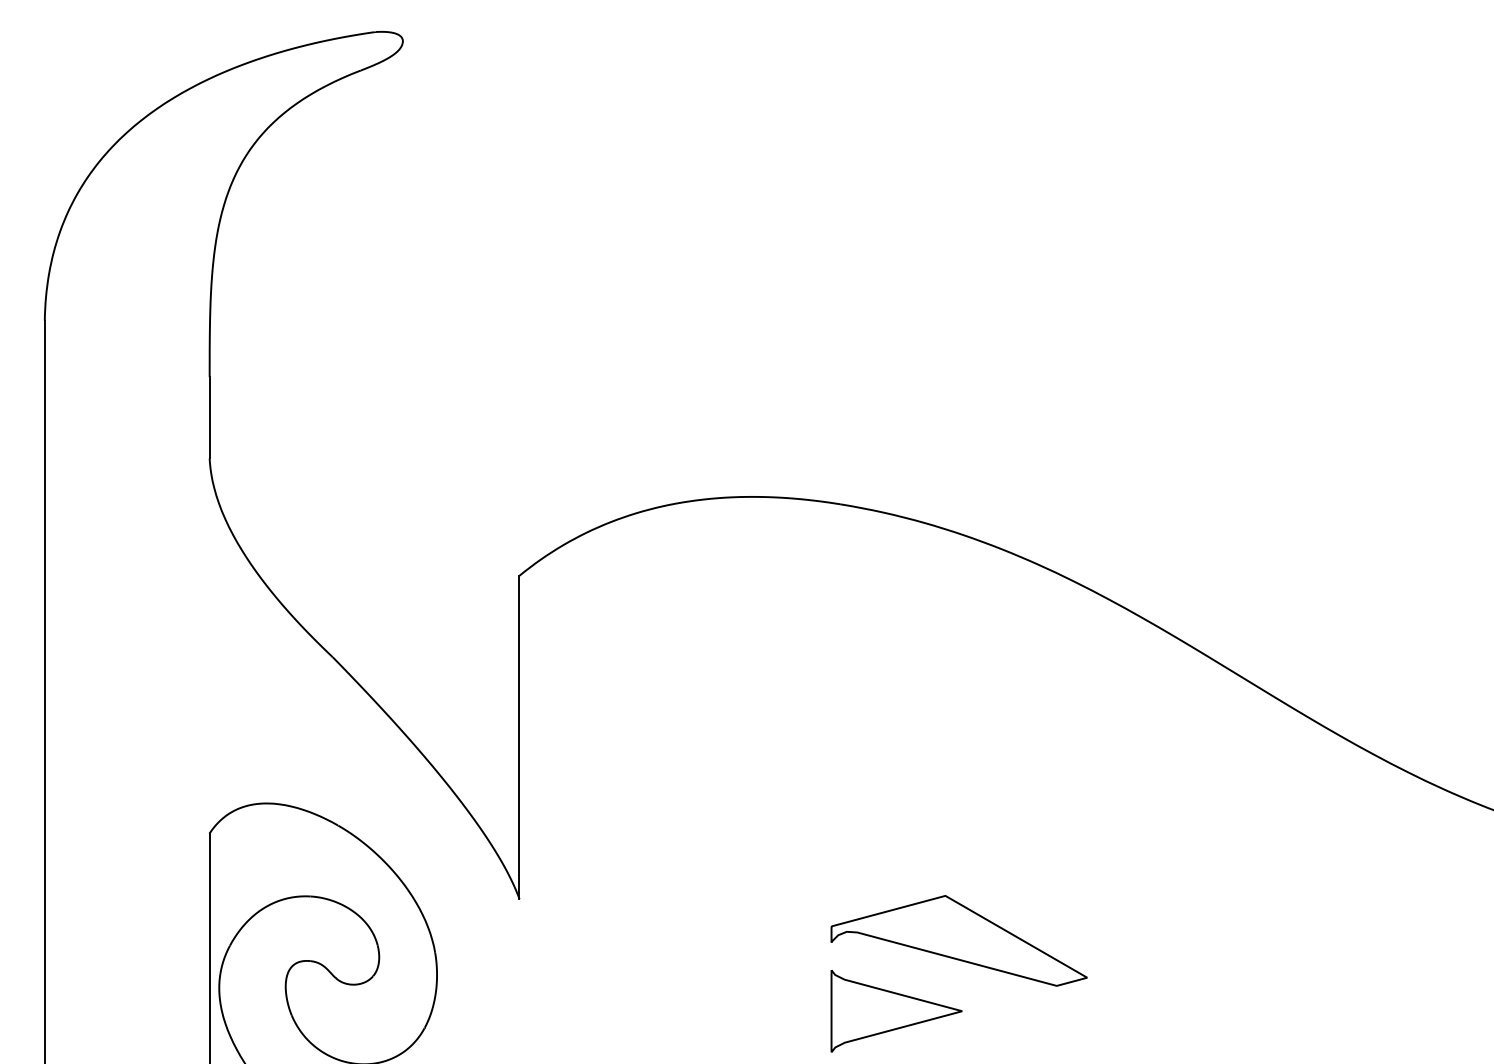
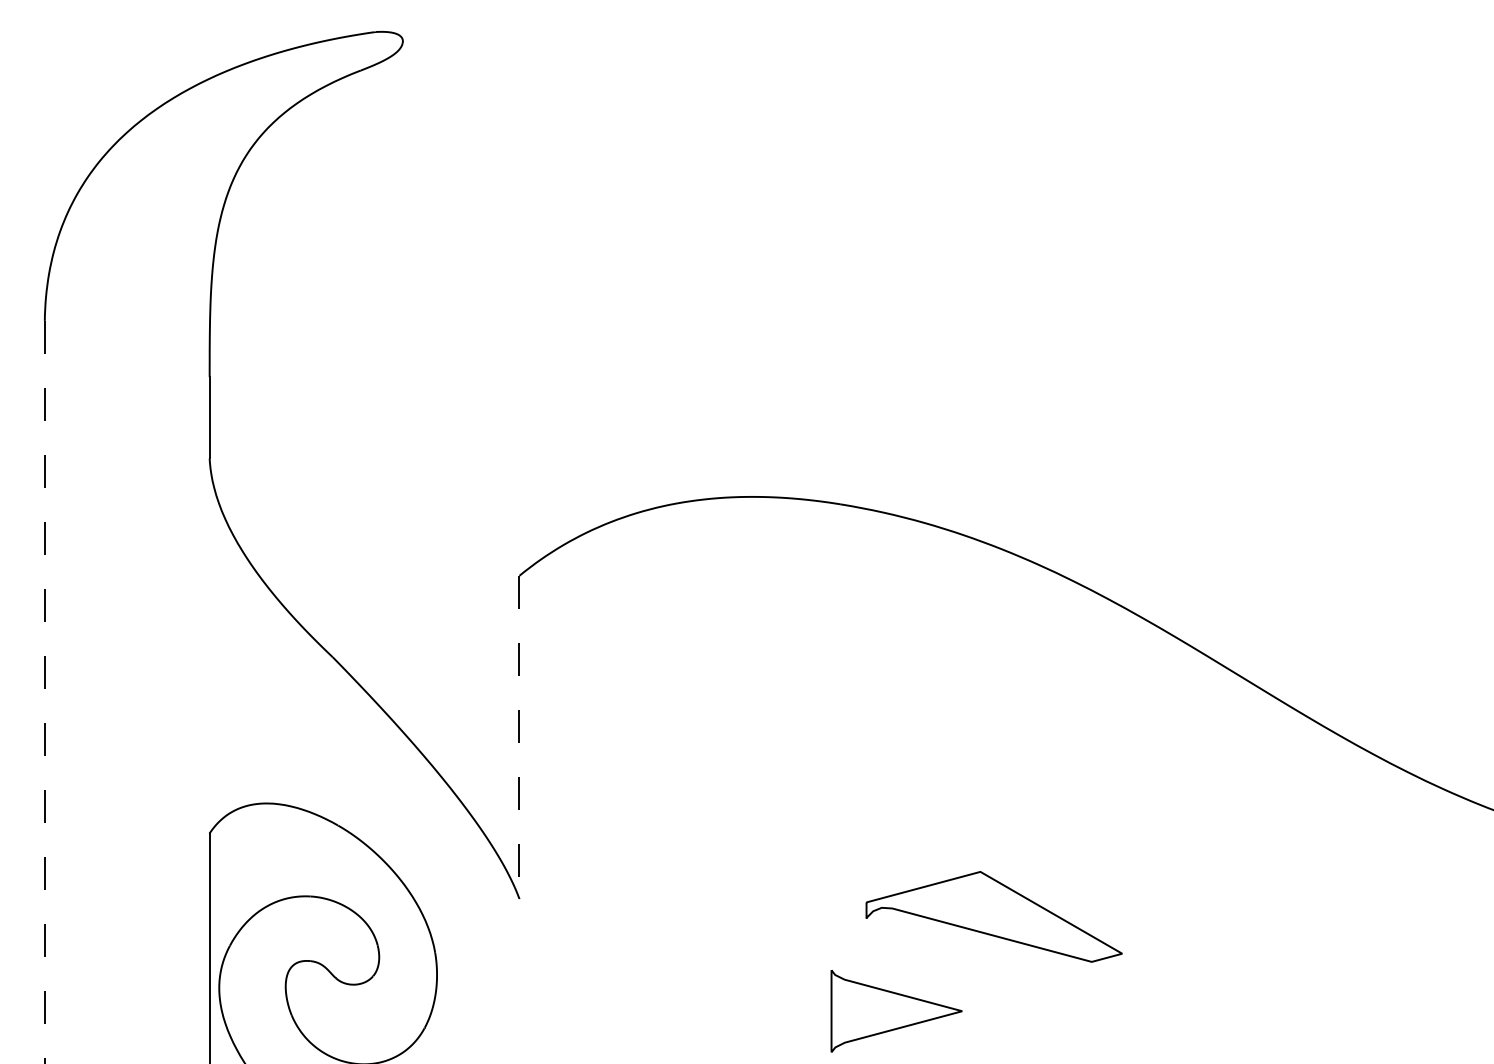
line: solid -> dashed (44, 692)
line: solid -> dashed (519, 737)
part position: (958, 940) -> (993, 916) (993, 916)
